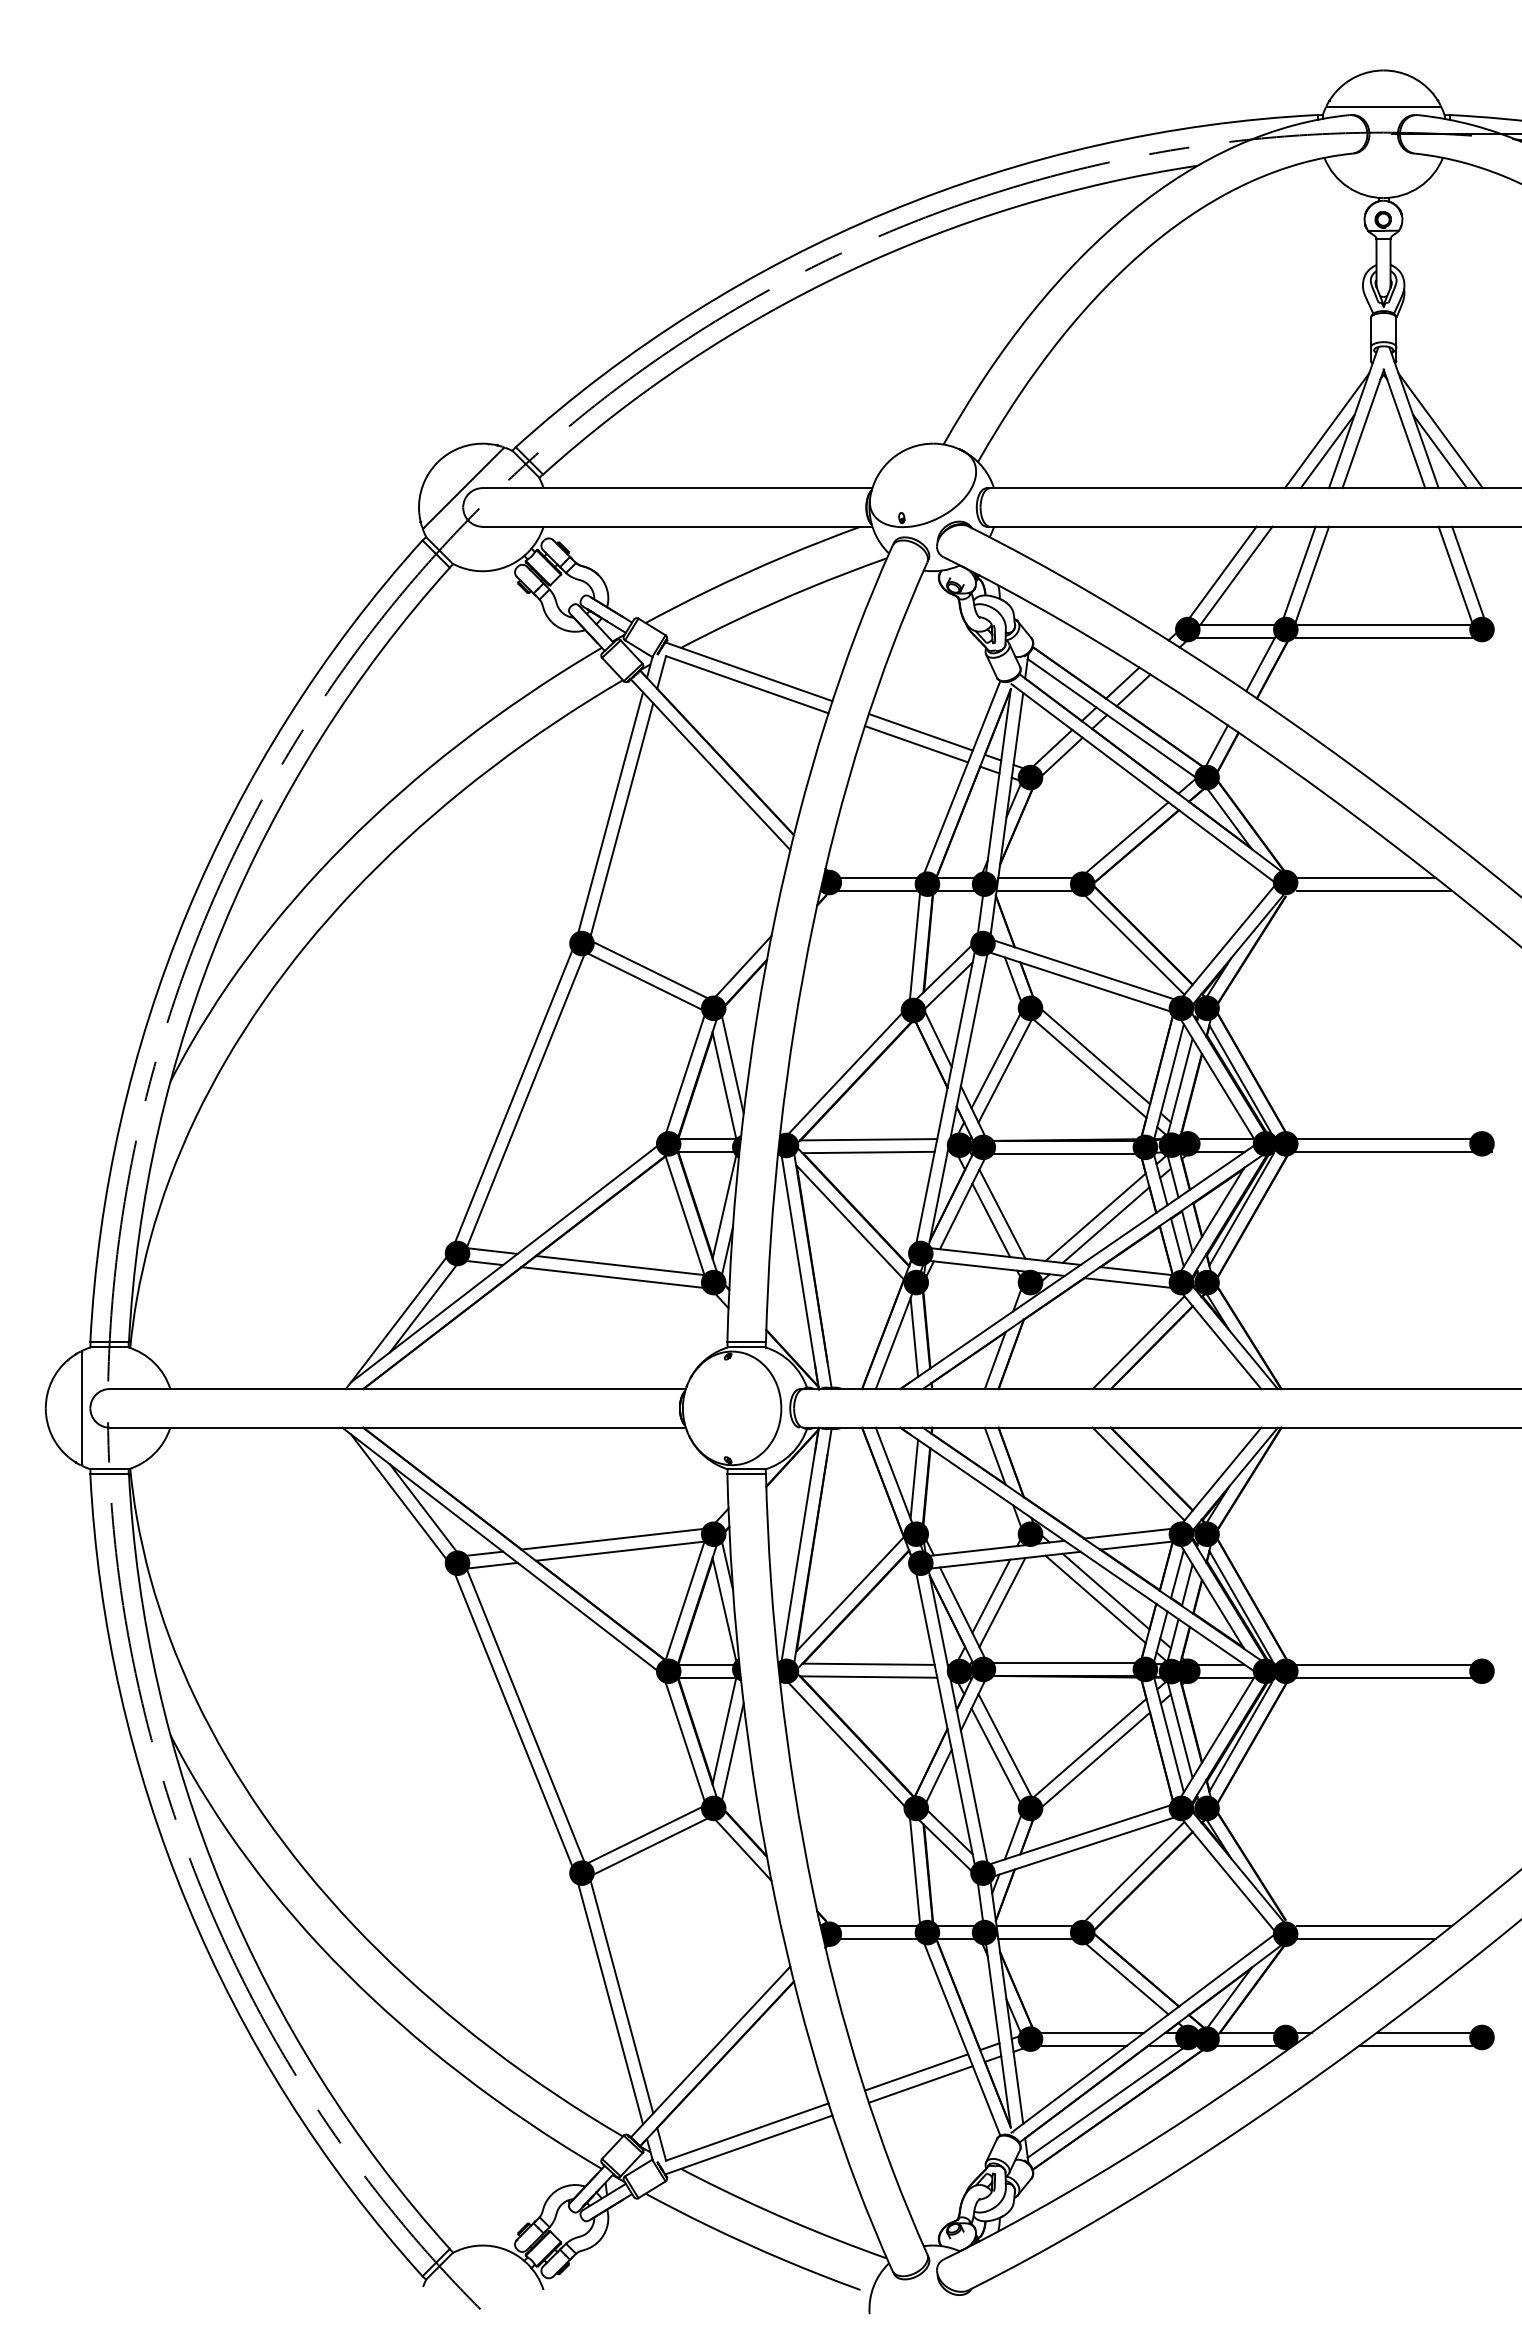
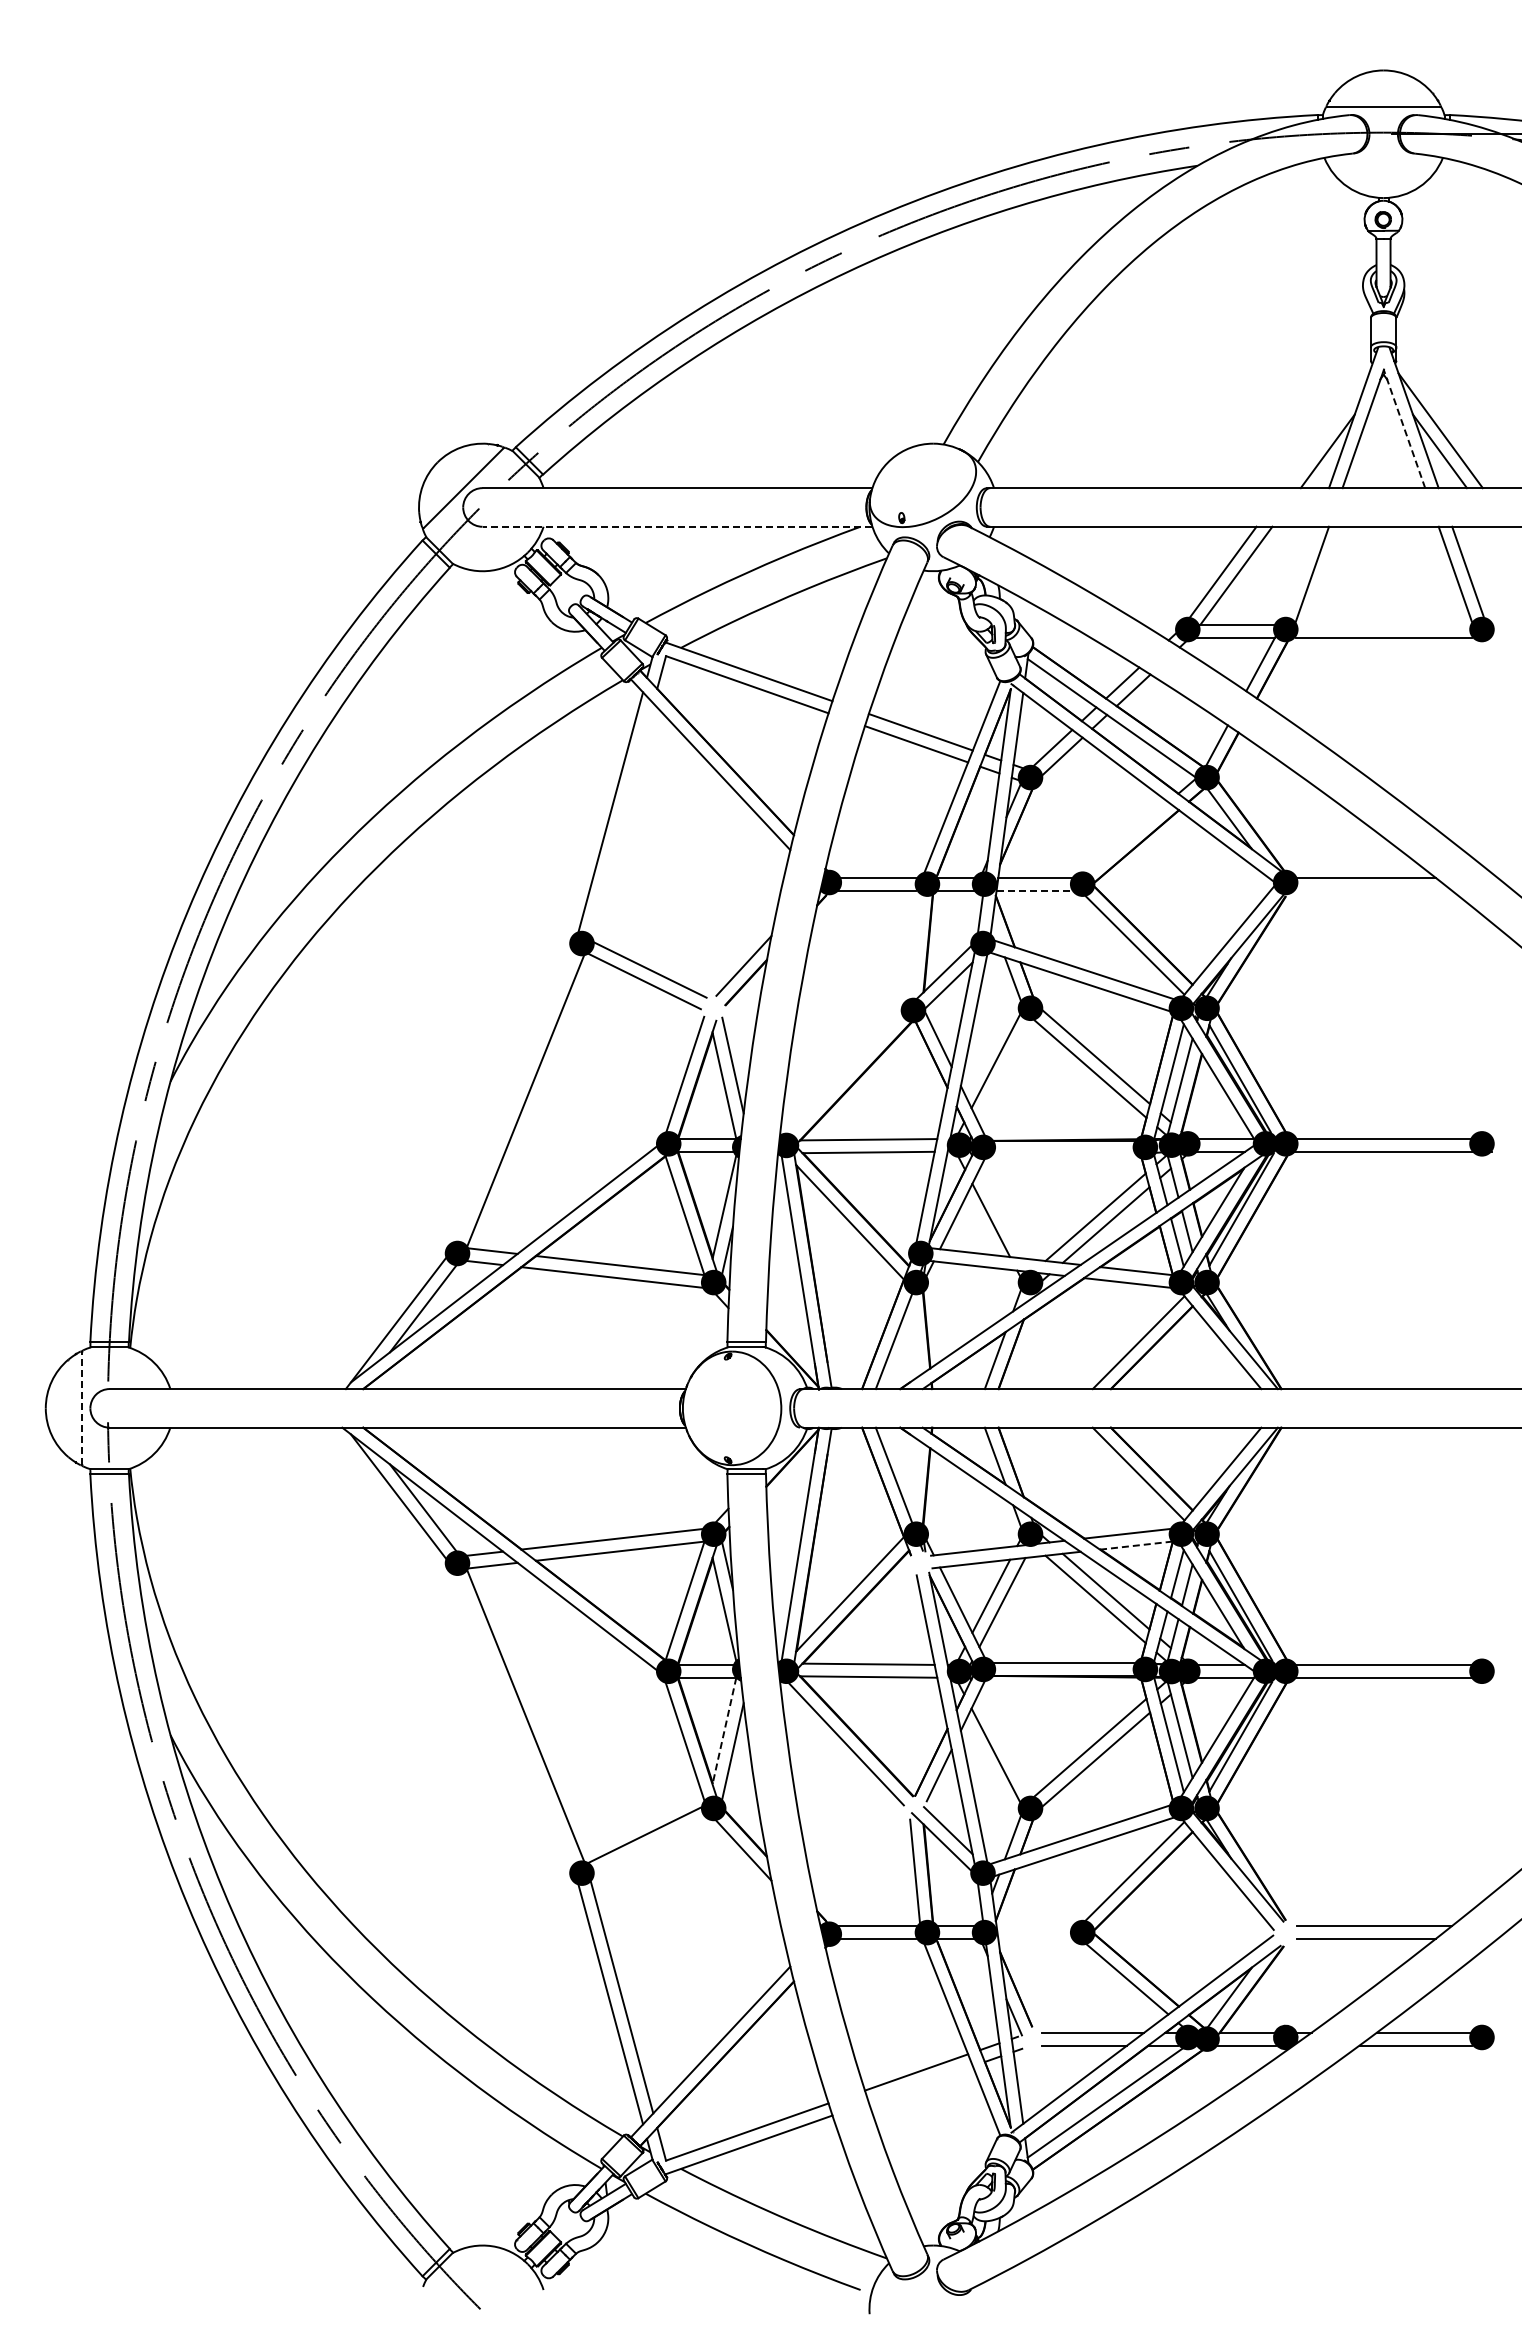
line: solid -> dashed (1404, 428)
line: present -> none (1326, 430)
line: solid -> dashed (677, 526)
line: present -> none (1299, 571)
line: present -> none (1383, 624)
line: present -> none (622, 818)
line: present -> none (1127, 837)
line: solid -> dashed (1034, 890)
line: present -> none (1373, 890)
line: present -> none (915, 944)
fill: present -> none (713, 1008)
line: present -> none (1004, 1071)
line: present -> none (845, 1073)
line: present -> none (513, 1095)
line: present -> none (1064, 1153)
line: present -> none (1002, 1213)
line: present -> none (914, 1337)
line: solid -> dashed (82, 1408)
line: present -> none (914, 1478)
line: solid -> dashed (1136, 1545)
fill: present -> none (920, 1563)
line: present -> none (513, 1720)
line: solid -> dashed (724, 1731)
line: present -> none (1004, 1744)
fill: present -> none (916, 1808)
line: present -> none (647, 1847)
line: present -> none (1033, 1926)
fill: present -> none (1285, 1933)
line: present -> none (1034, 1939)
fill: present -> none (1030, 2038)
line: present -> none (920, 2084)
